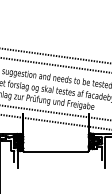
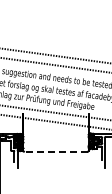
line: solid -> dashed (55, 151)
